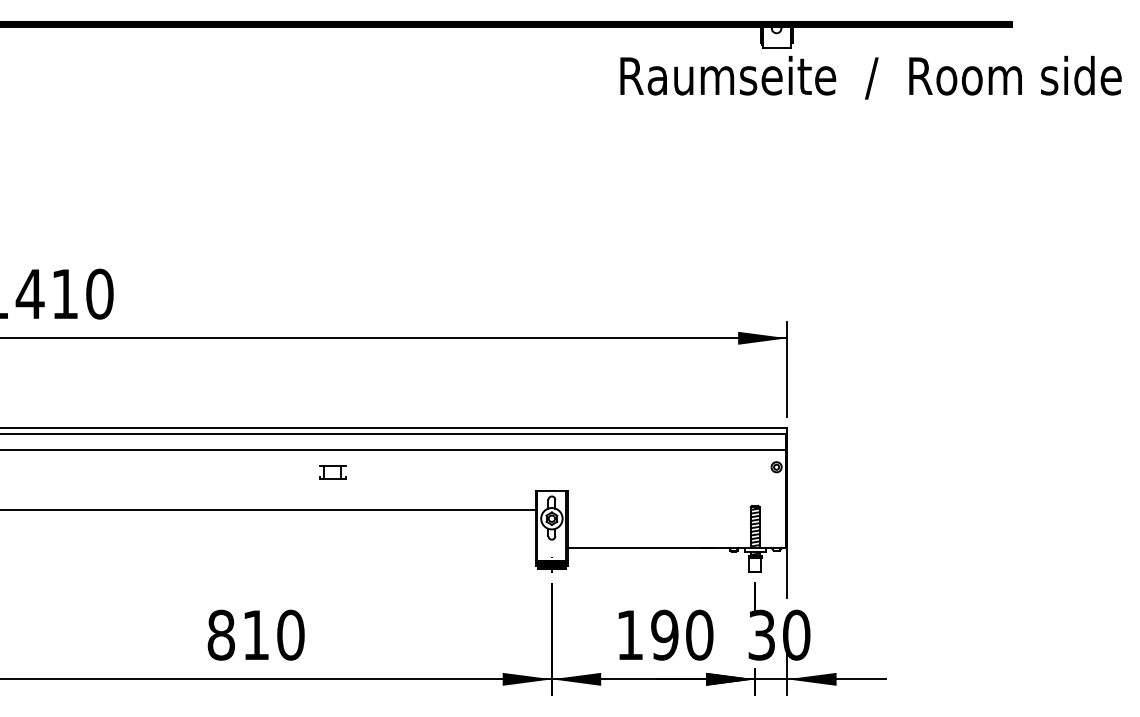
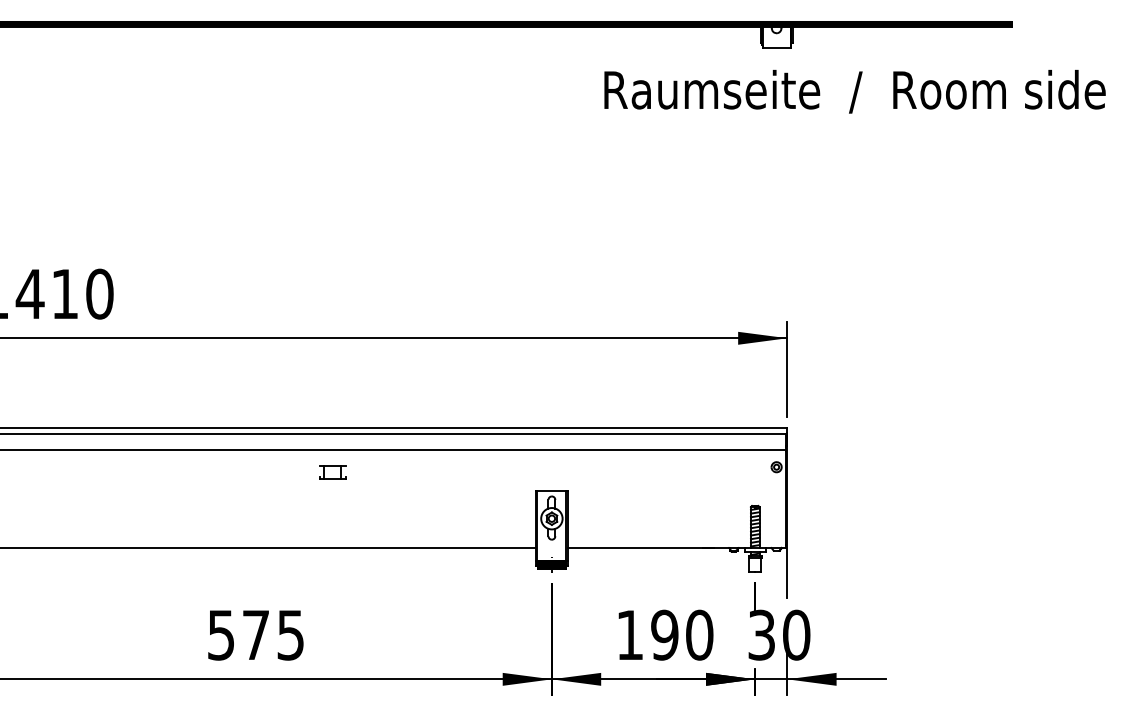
text position: (870, 77) -> (854, 91) (854, 91)
line position: (268, 510) -> (268, 548) (268, 548)
text: 810 -> 575 (255, 634)
